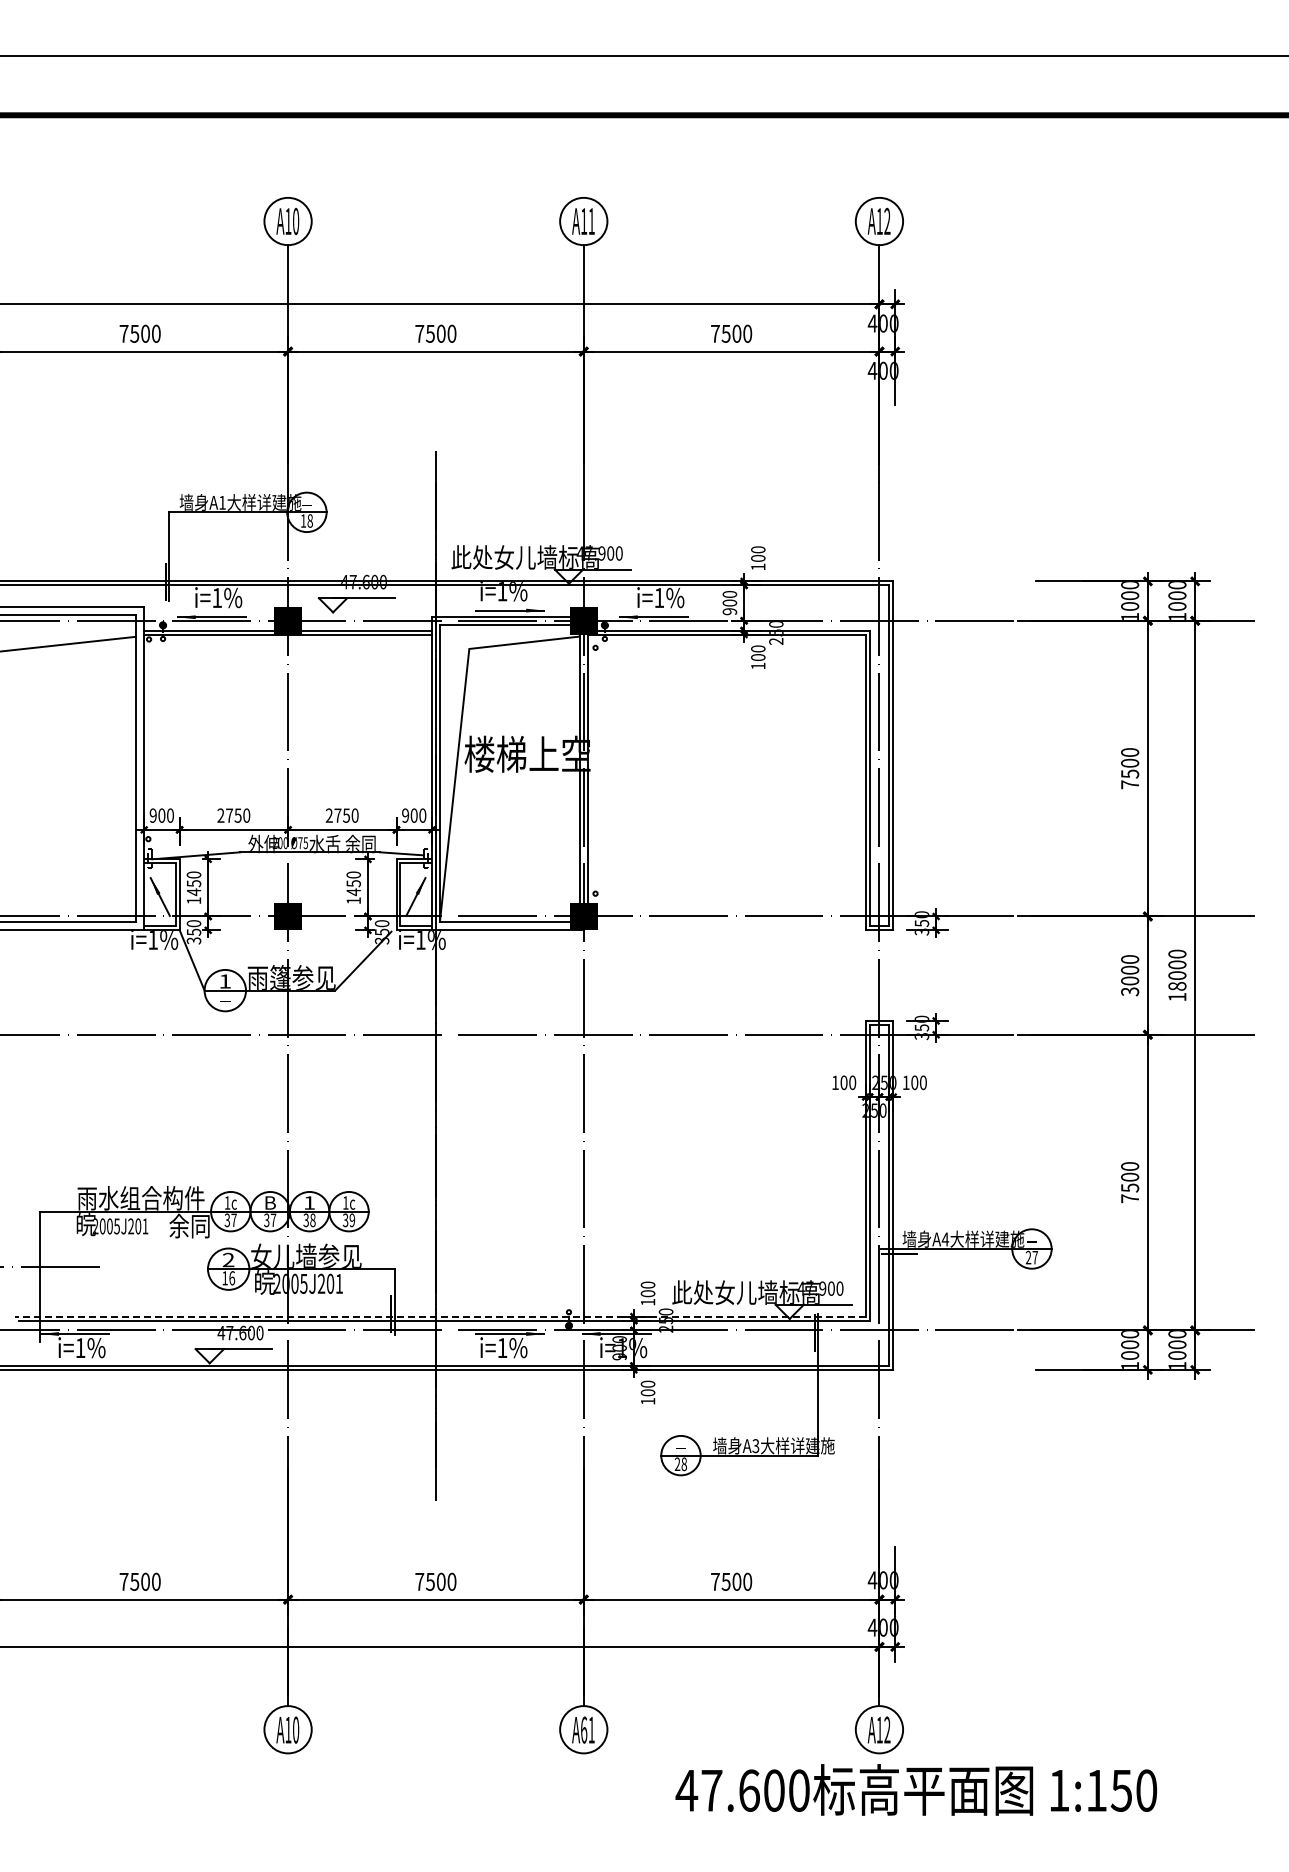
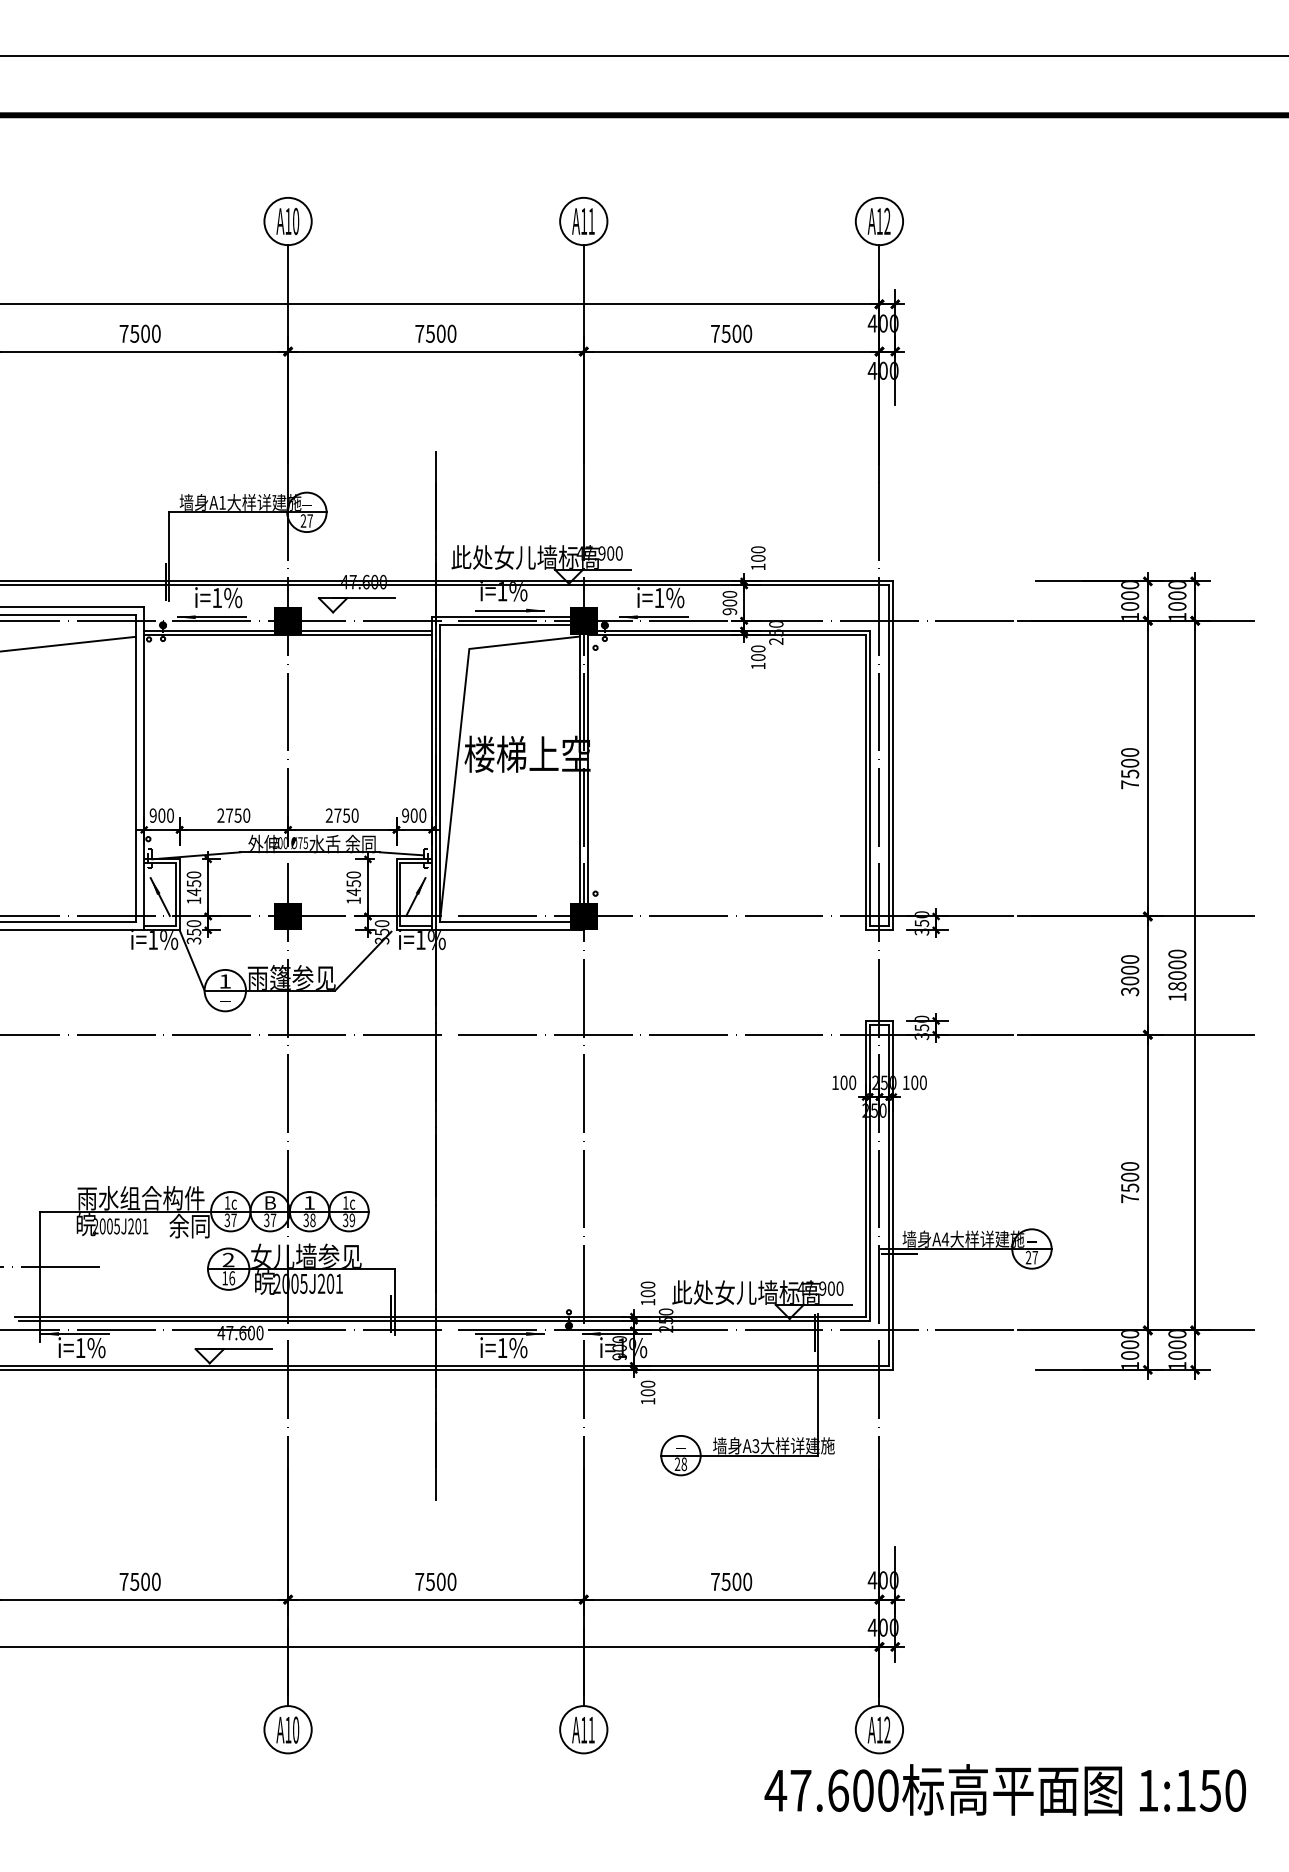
text: 18 -> 27 (306, 520)
line: dashed -> solid (439, 1316)
text: A61 -> A11 (584, 1729)
text position: (915, 1789) -> (1004, 1789) (1004, 1789)
